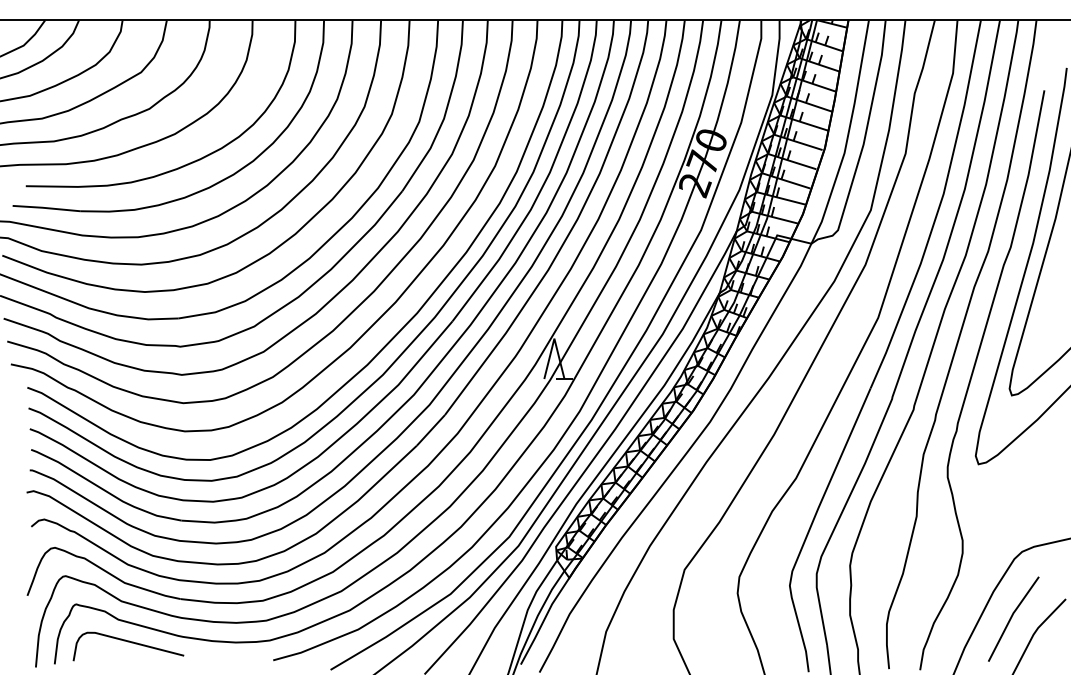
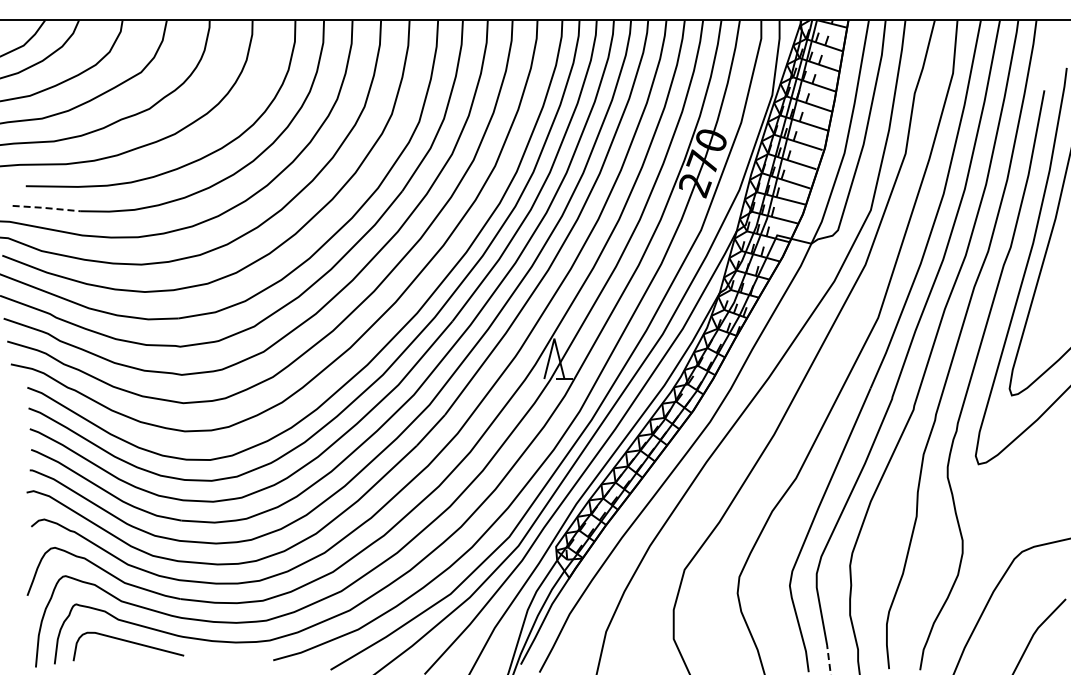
line: solid -> dashed (45, 208)
line: present -> none (1012, 617)
line: solid -> dashed (828, 659)
